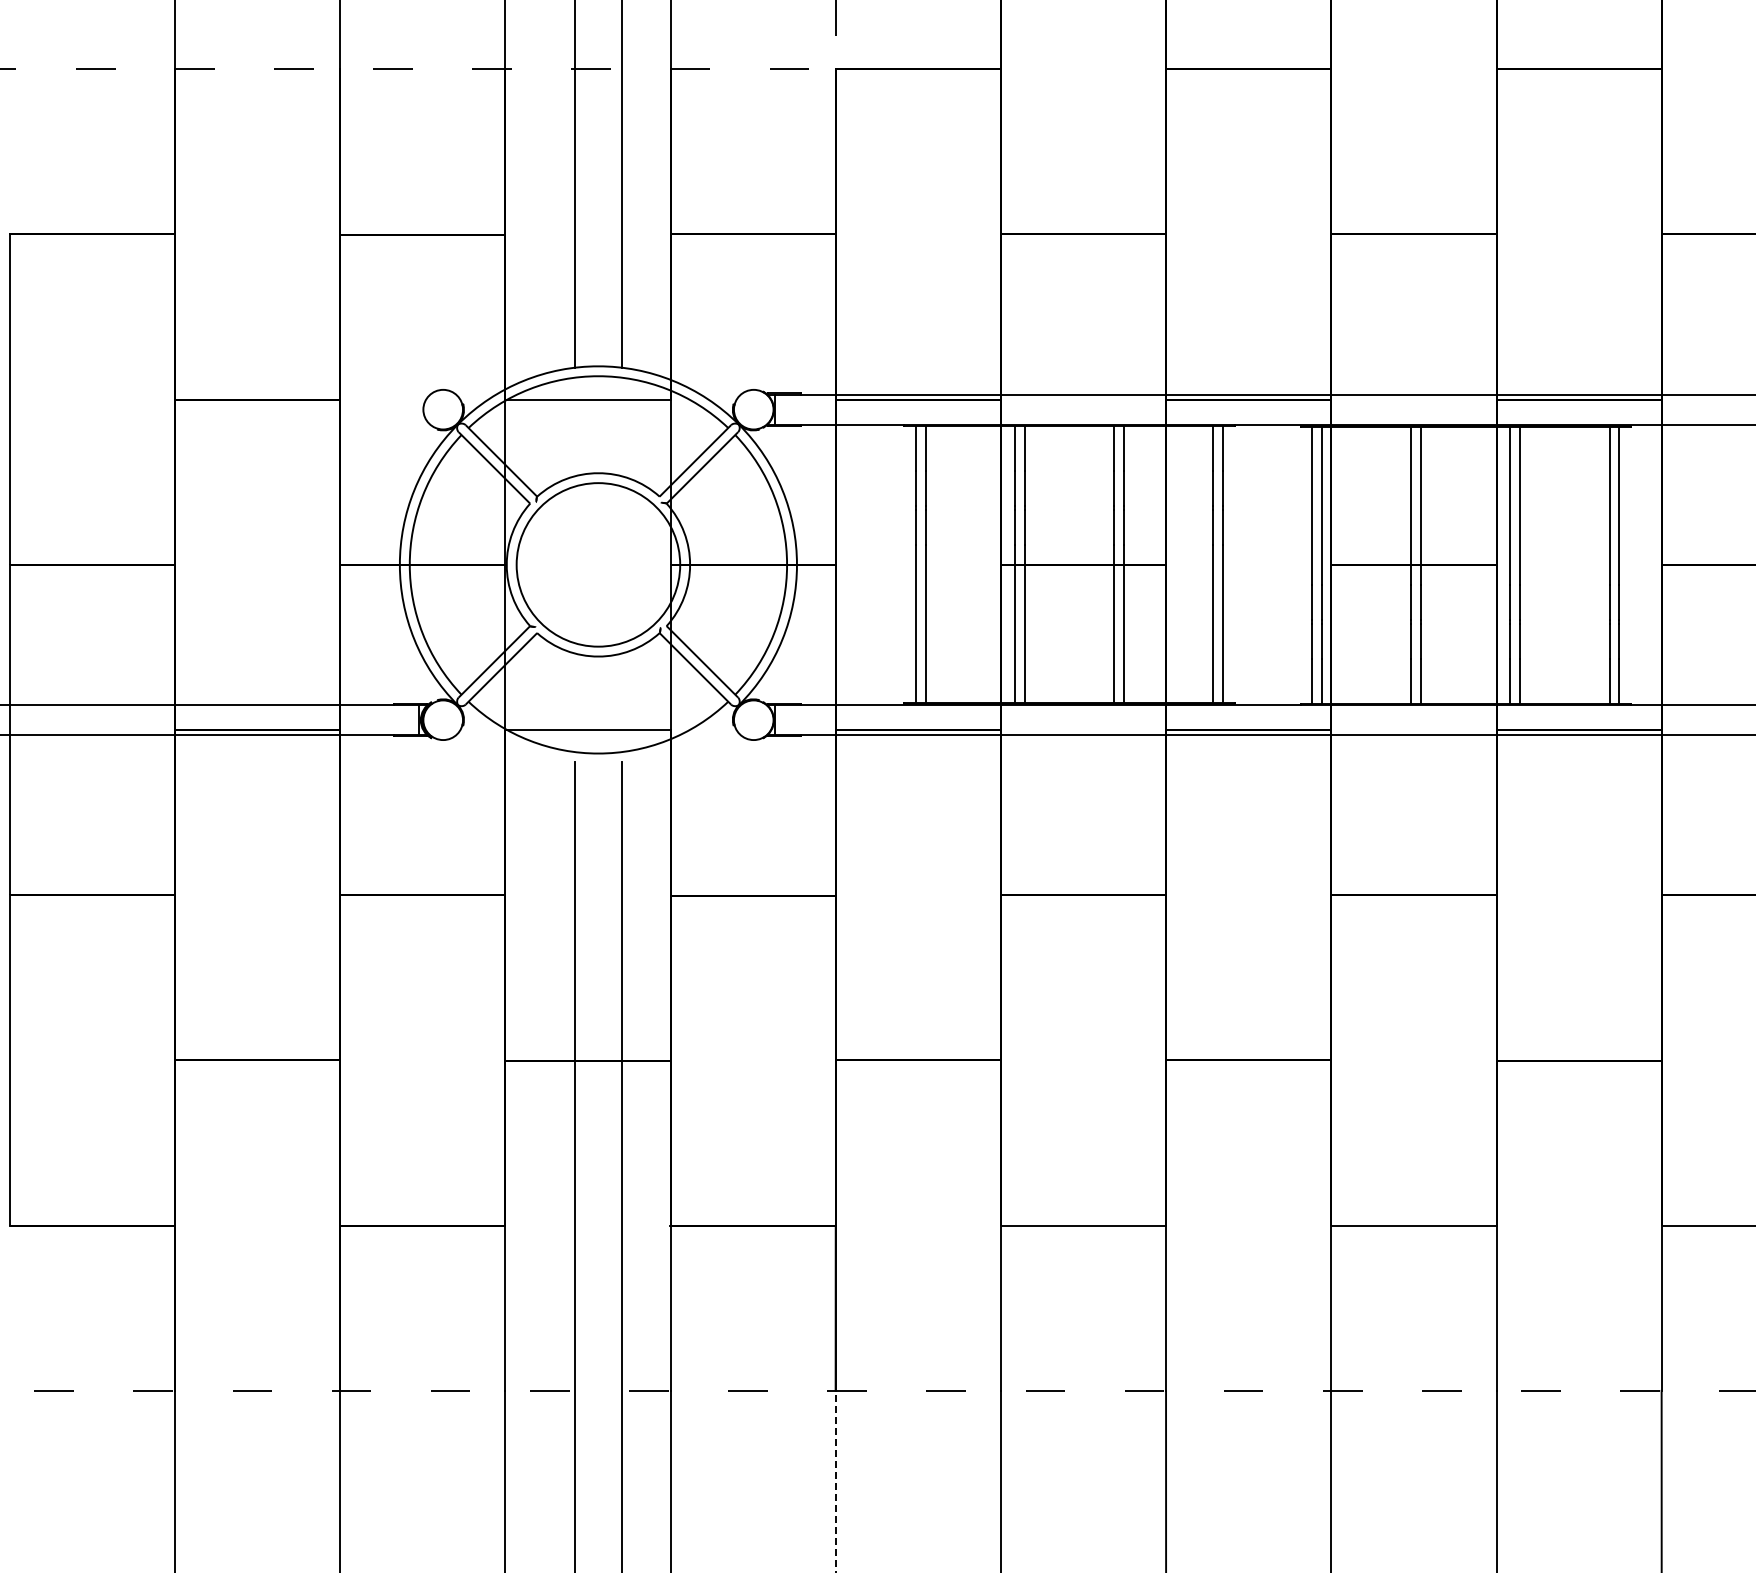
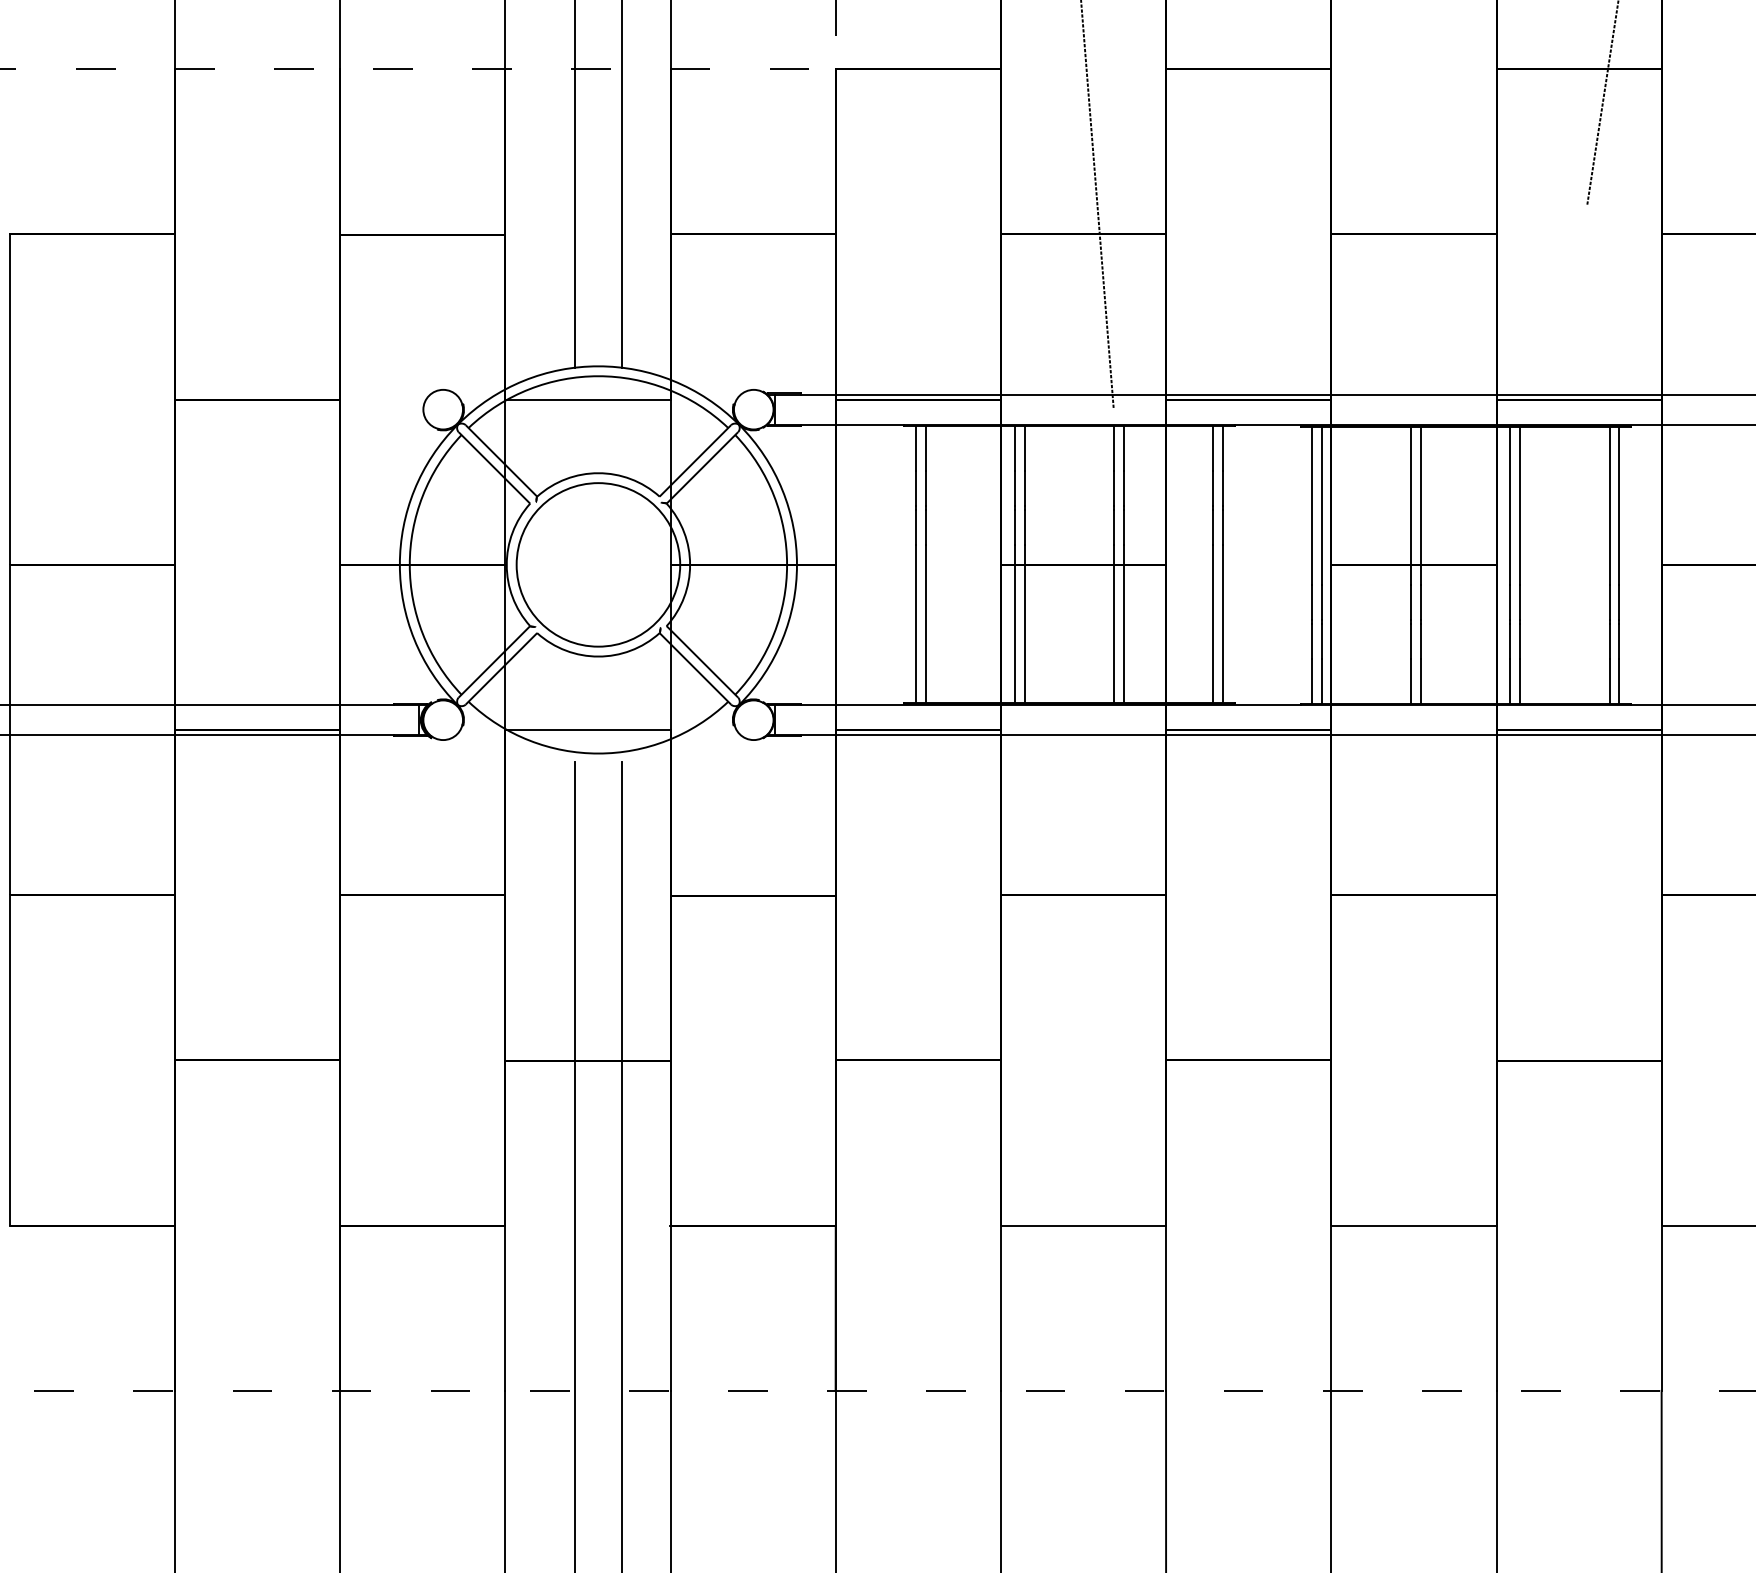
line: none -> present (1602, 103)
line: none -> present (1097, 204)
line: dashed -> solid (835, 1481)
